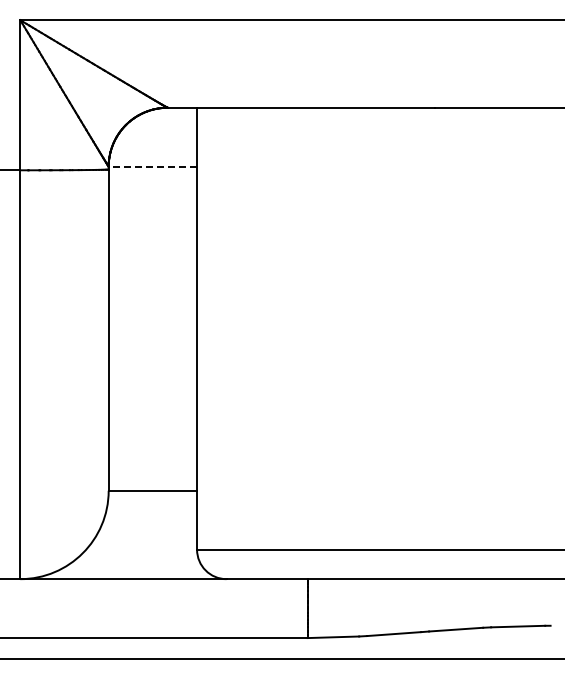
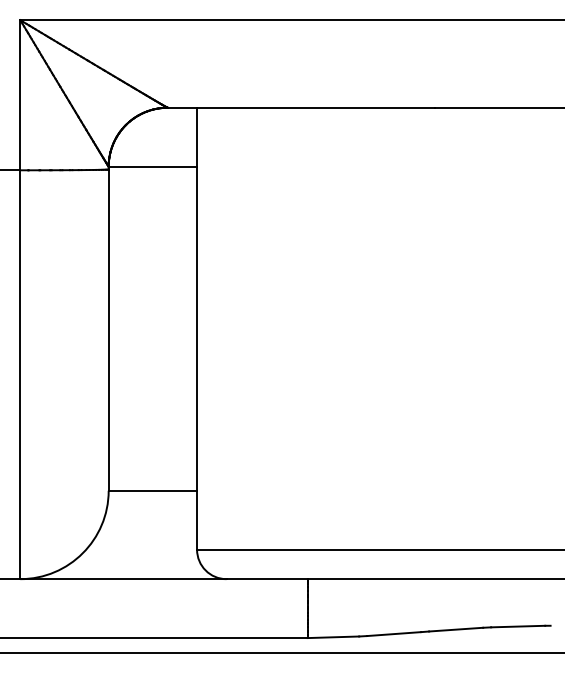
line: dashed -> solid (152, 166)
line position: (281, 658) -> (281, 652) (281, 652)
